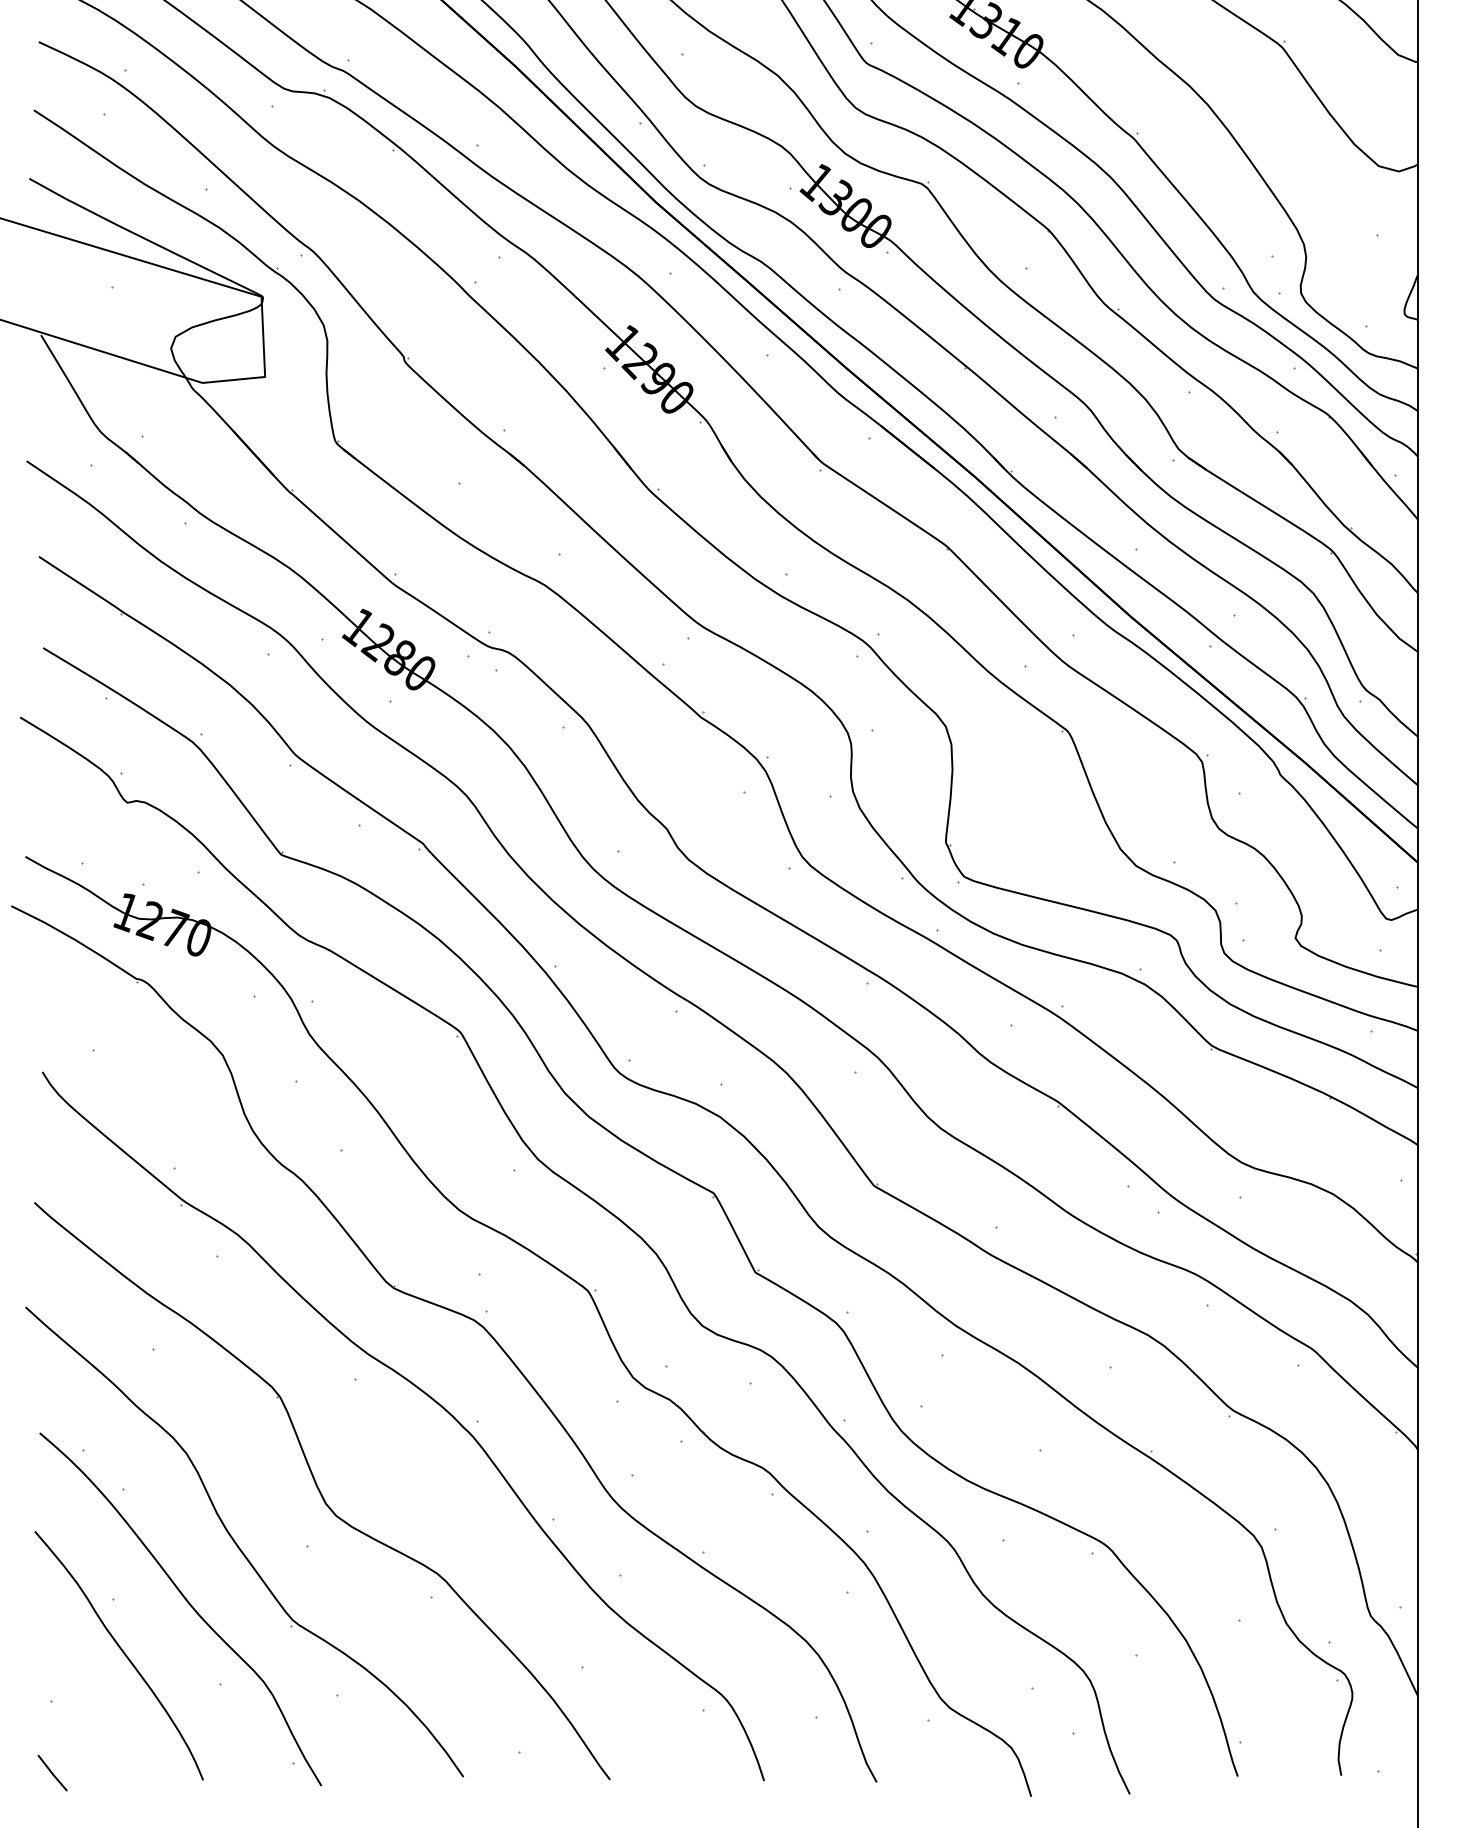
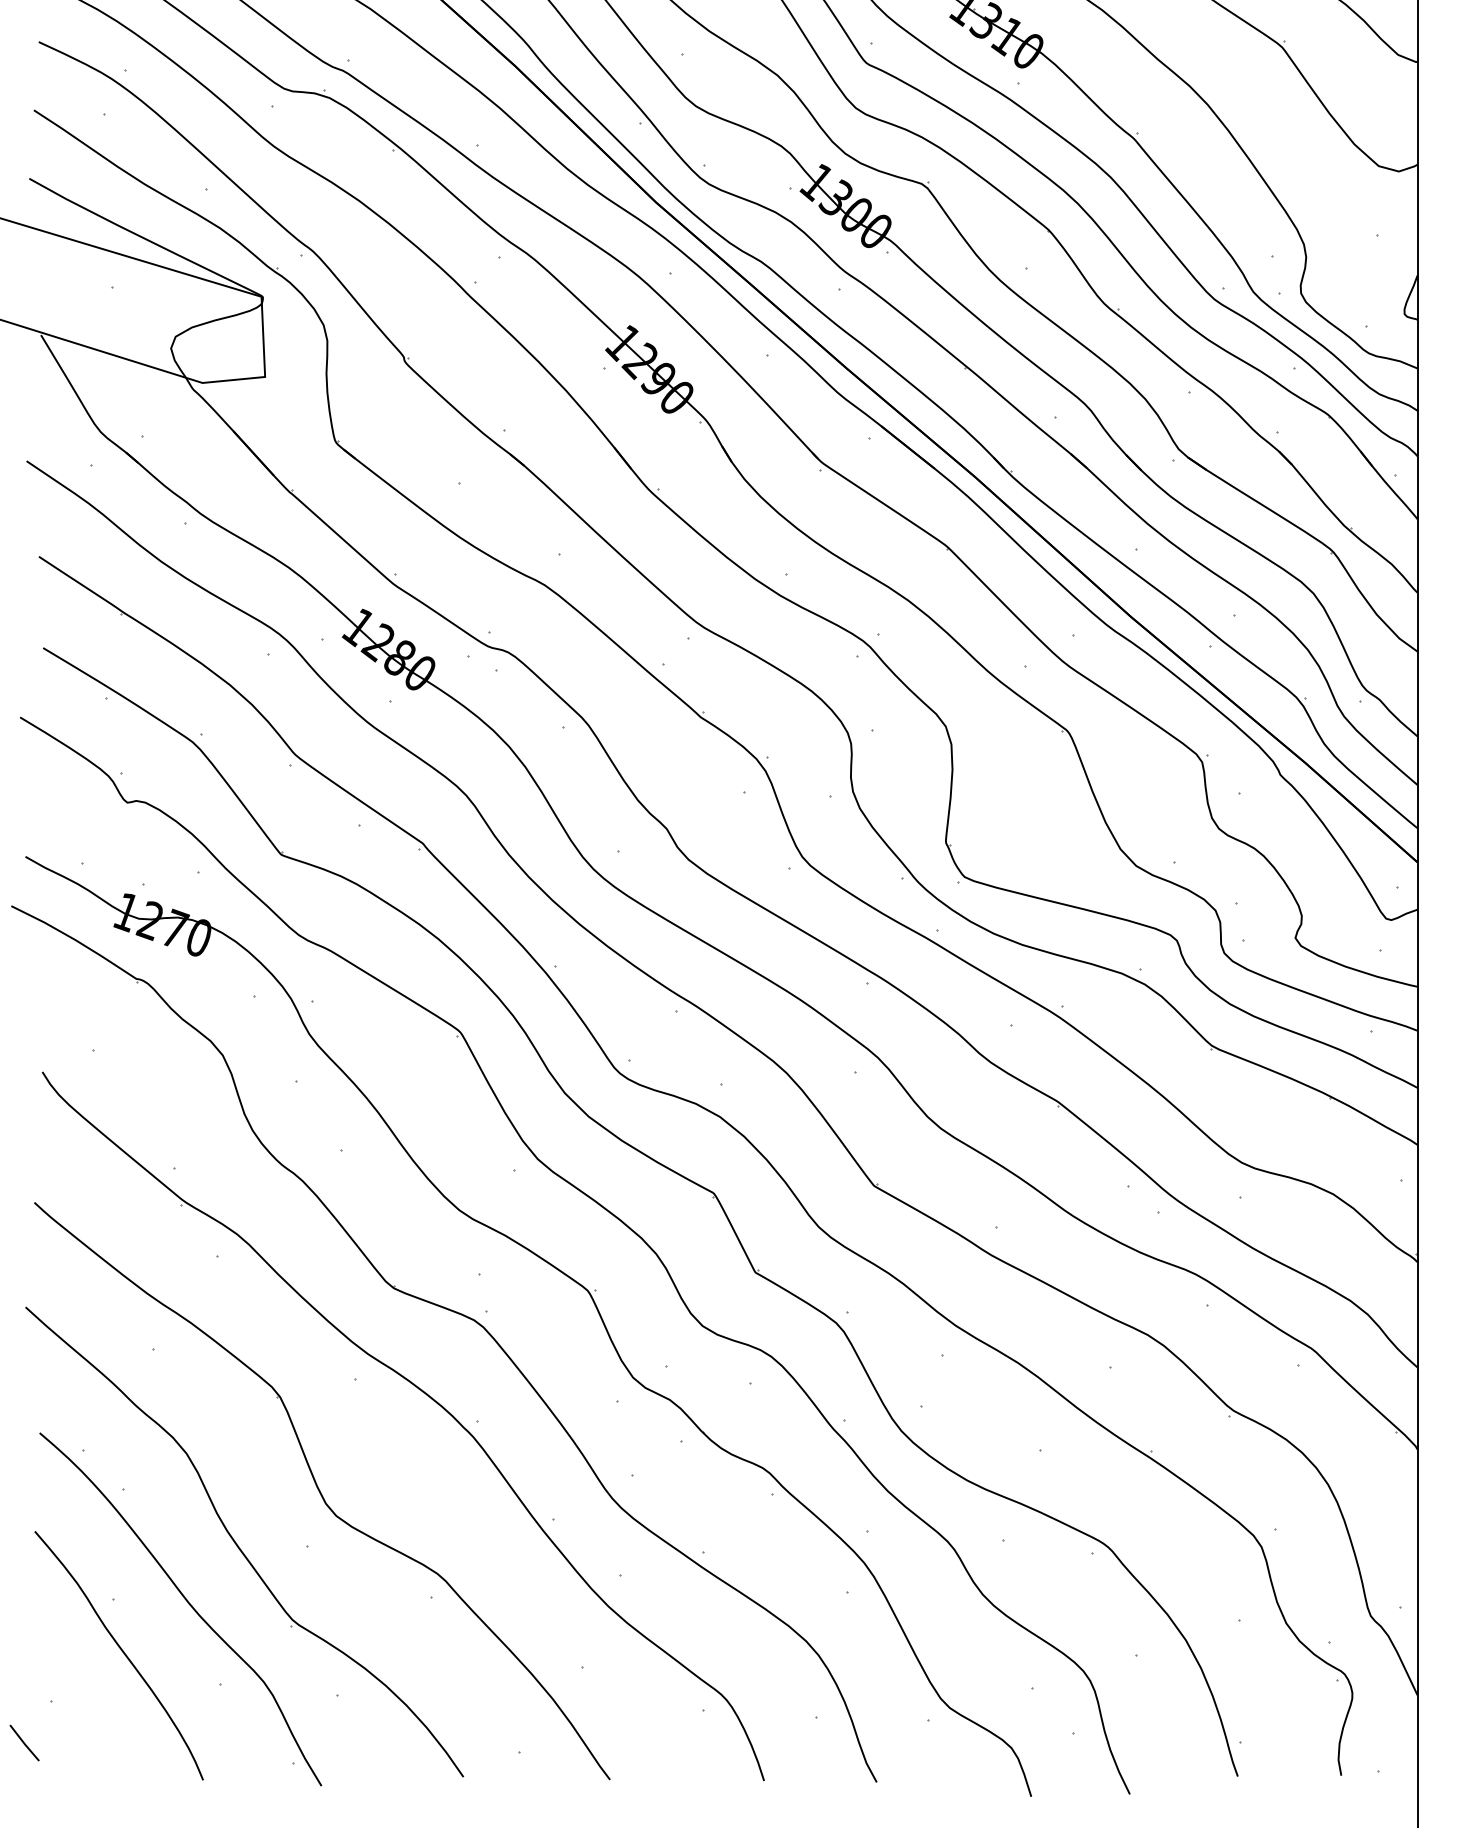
line position: (52, 1772) -> (24, 1742) (24, 1742)
